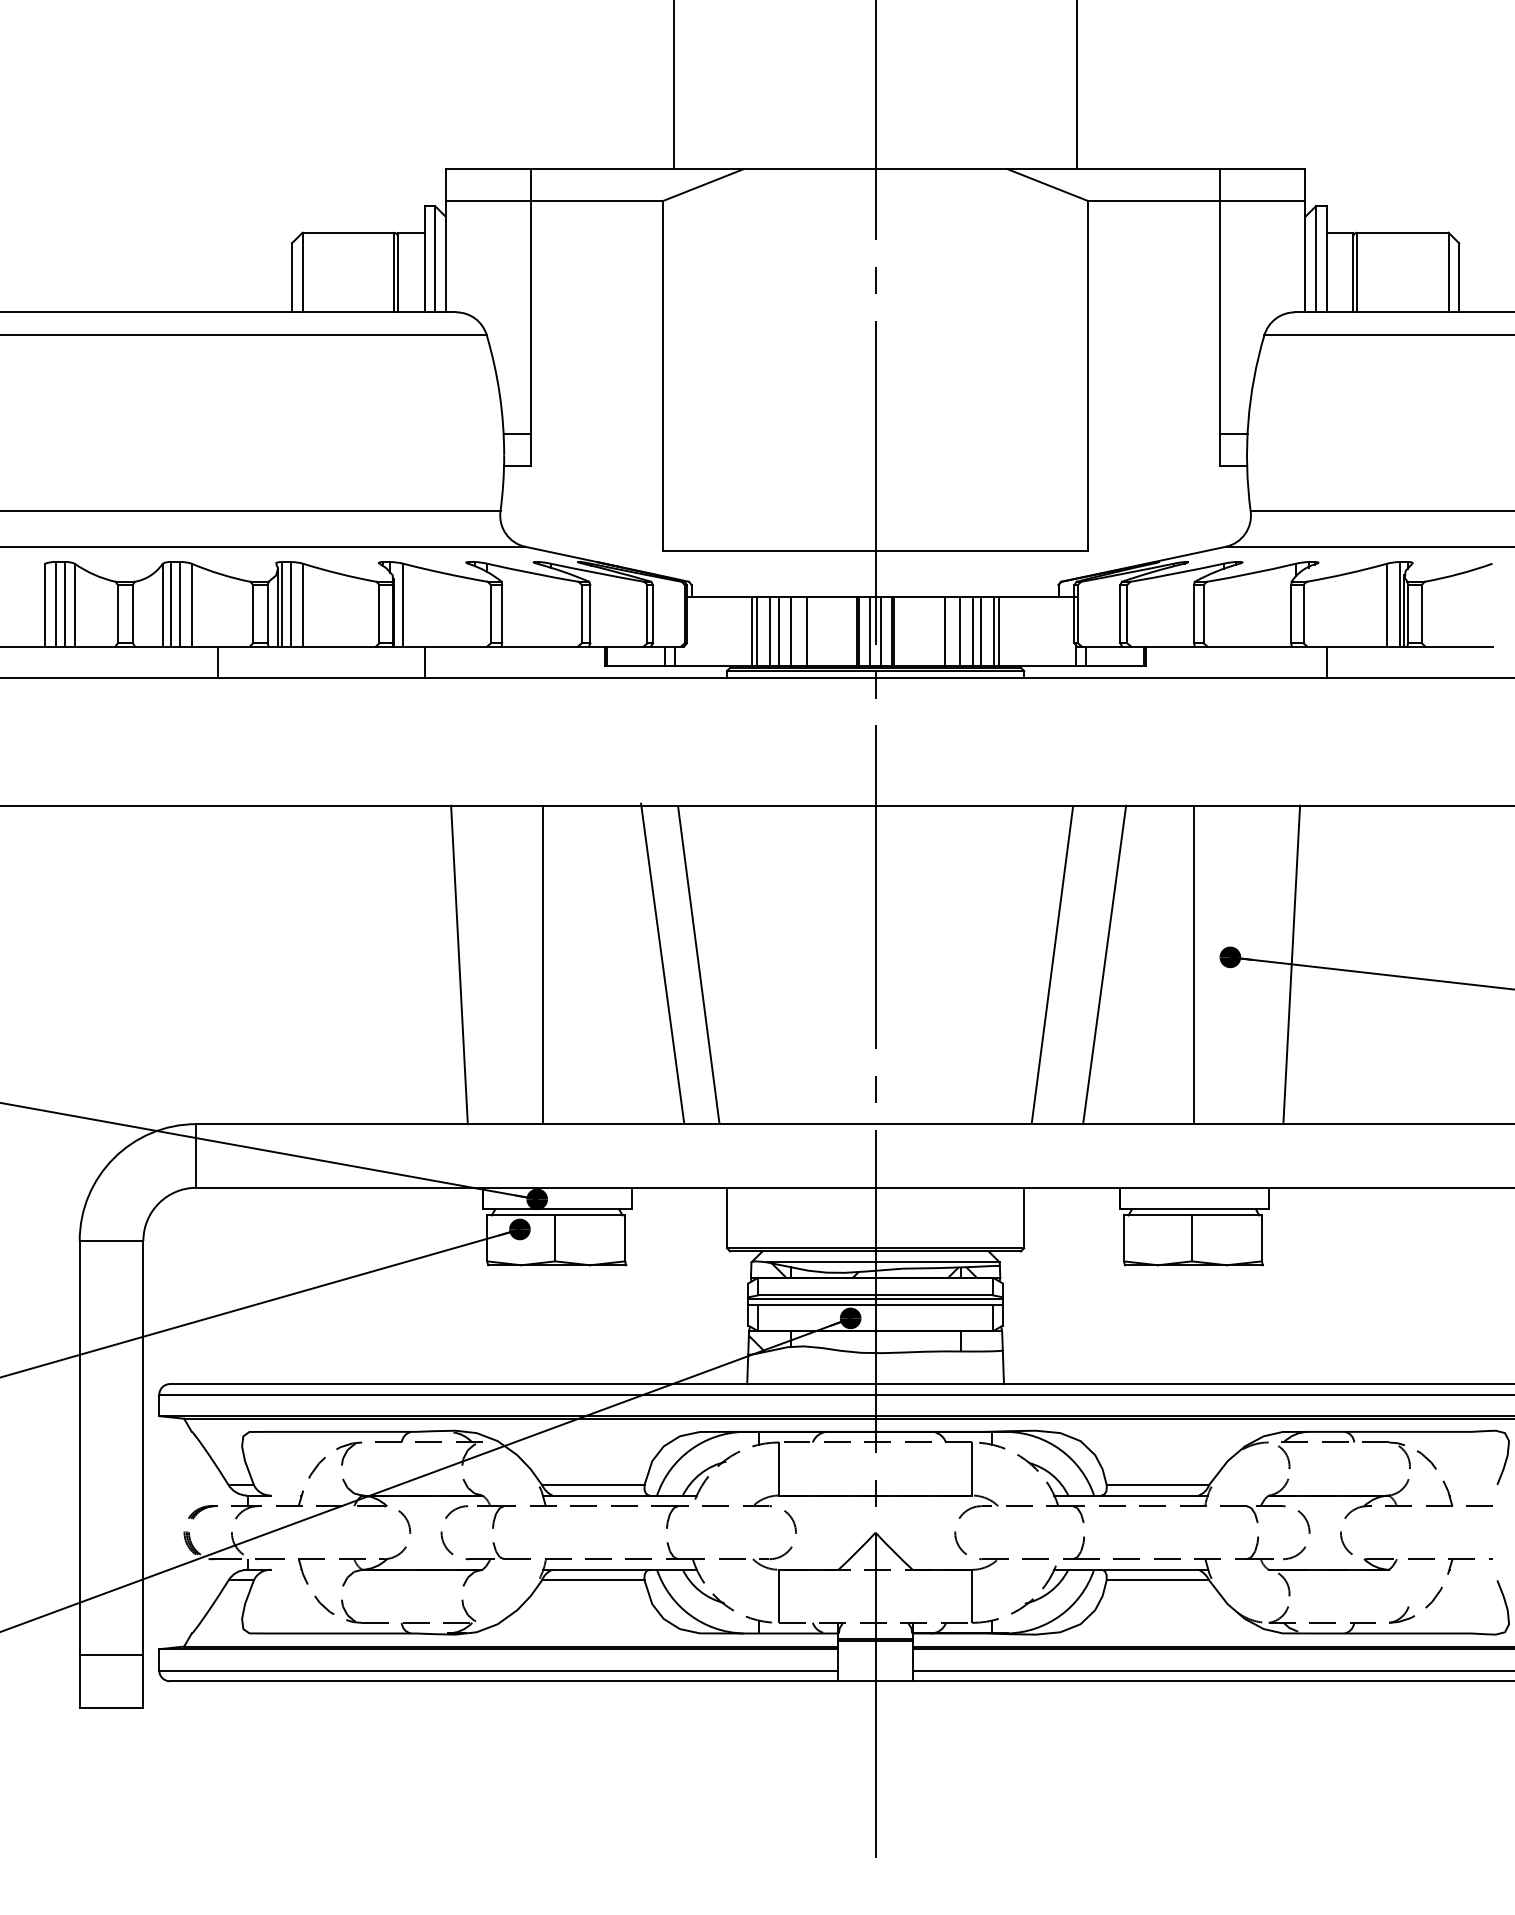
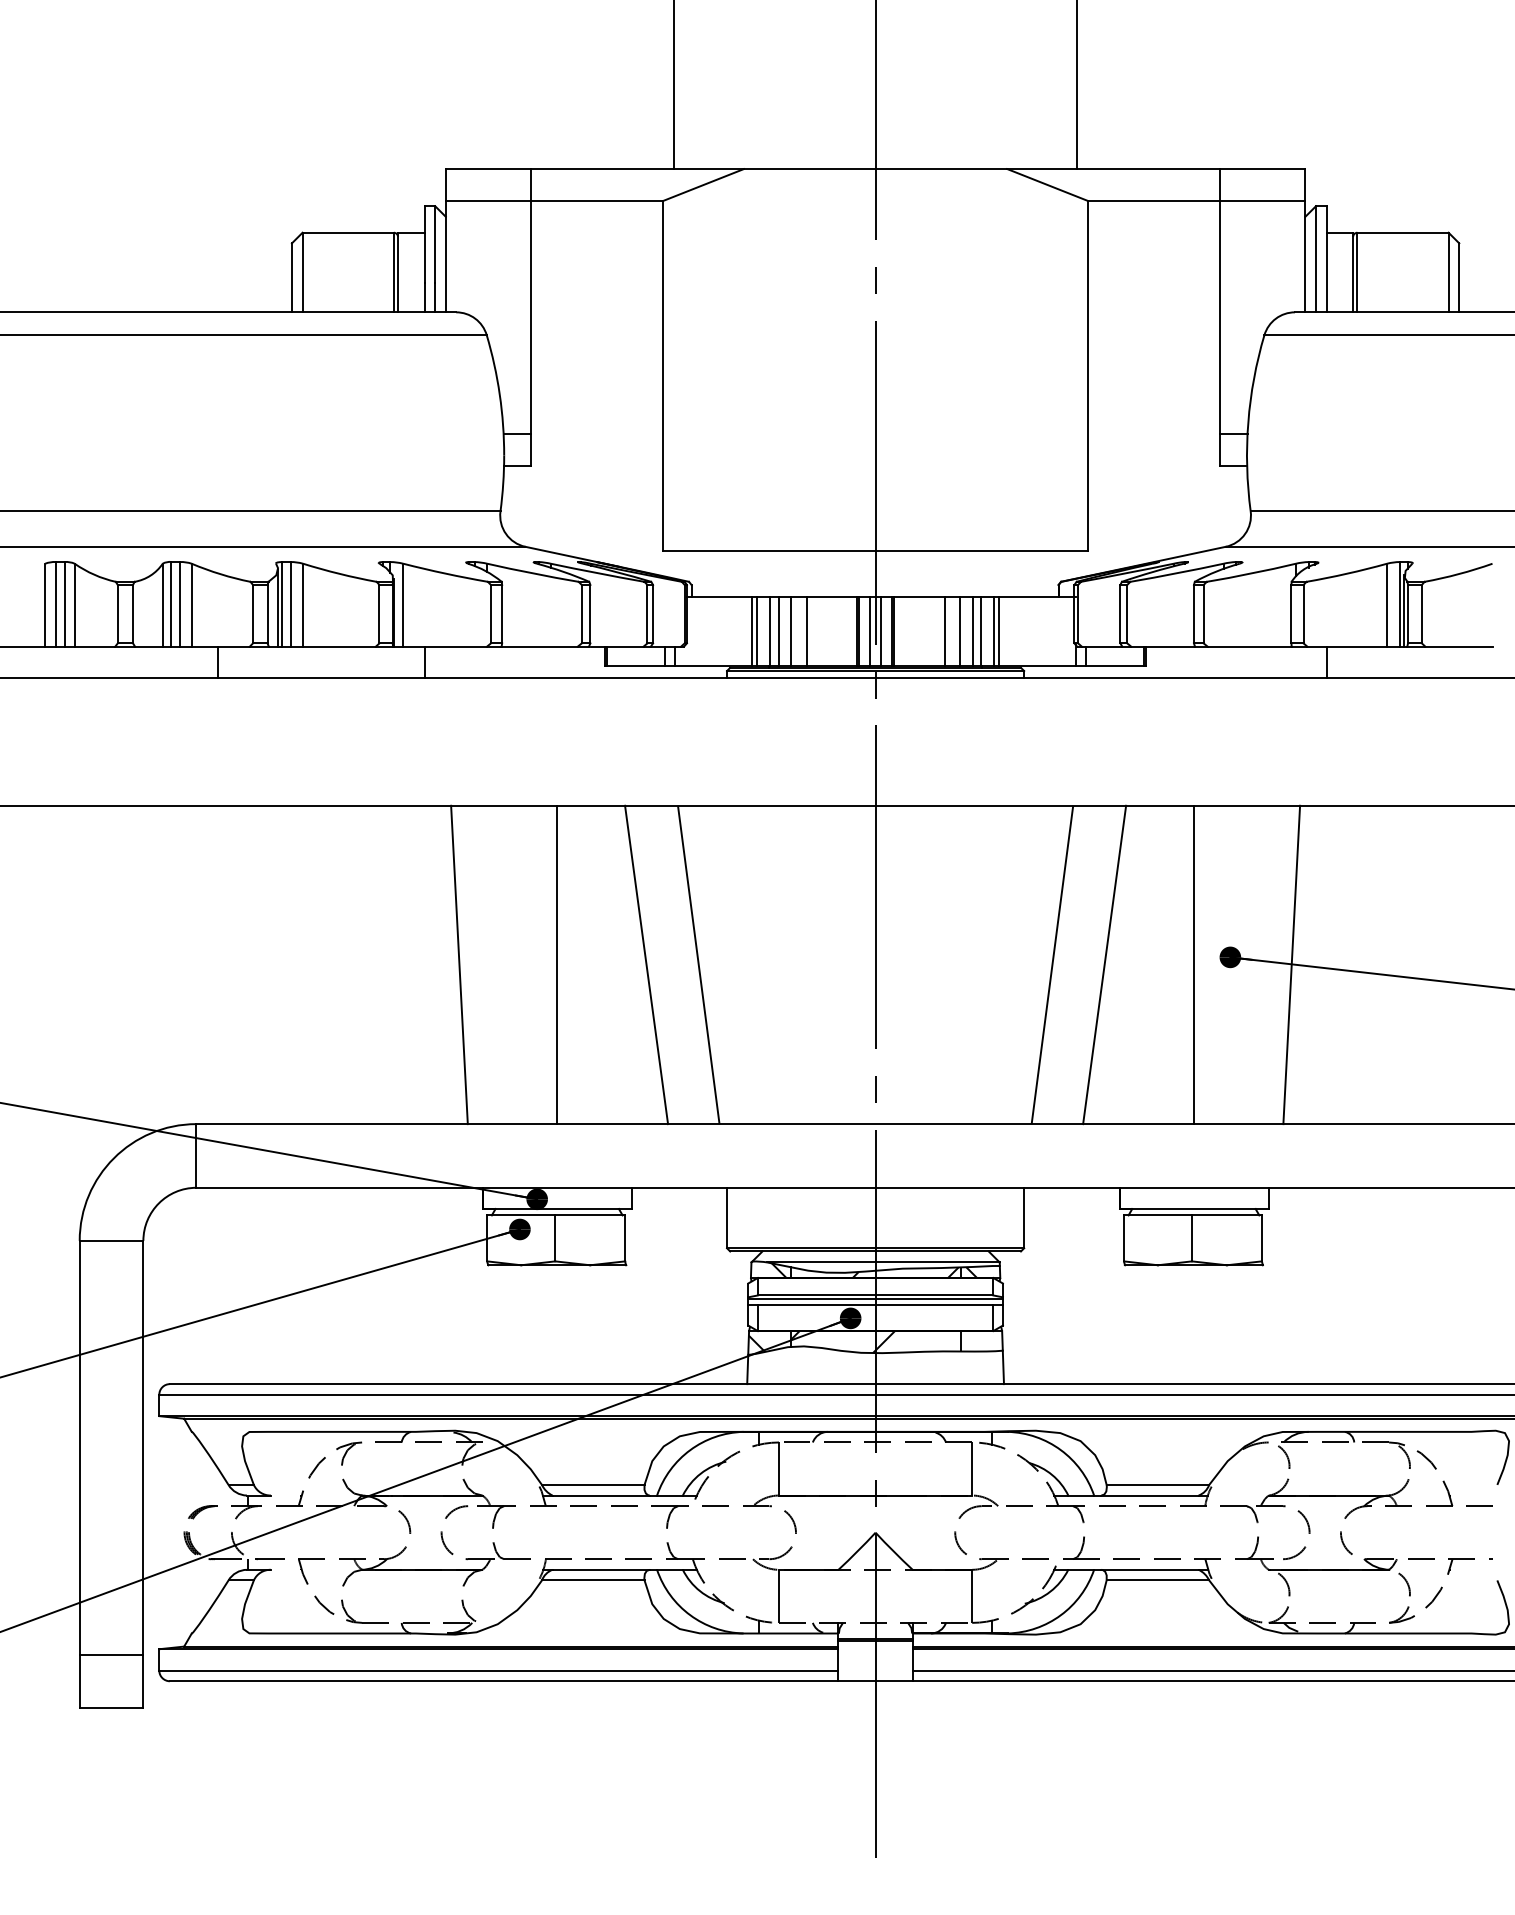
line position: (662, 962) -> (646, 964) (646, 964)
line position: (543, 964) -> (557, 964) (557, 964)
hatch: none -> present (842, 1342)
arc: none -> present (1406, 1583)
